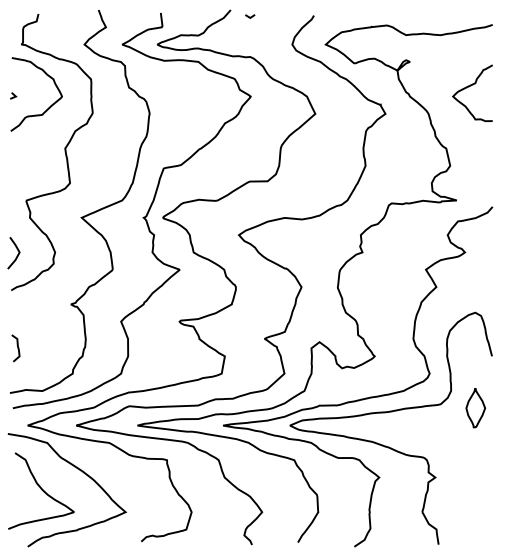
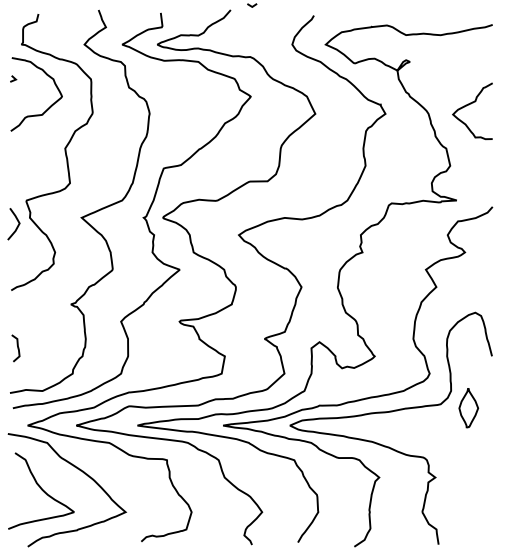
line position: (250, 16) -> (252, 5) (252, 5)
curve position: (469, 87) -> (469, 105) (469, 105)
line position: (13, 95) -> (13, 78) (13, 78)
line position: (16, 255) -> (16, 226) (16, 226)
part position: (475, 408) -> (468, 408) (468, 408)
